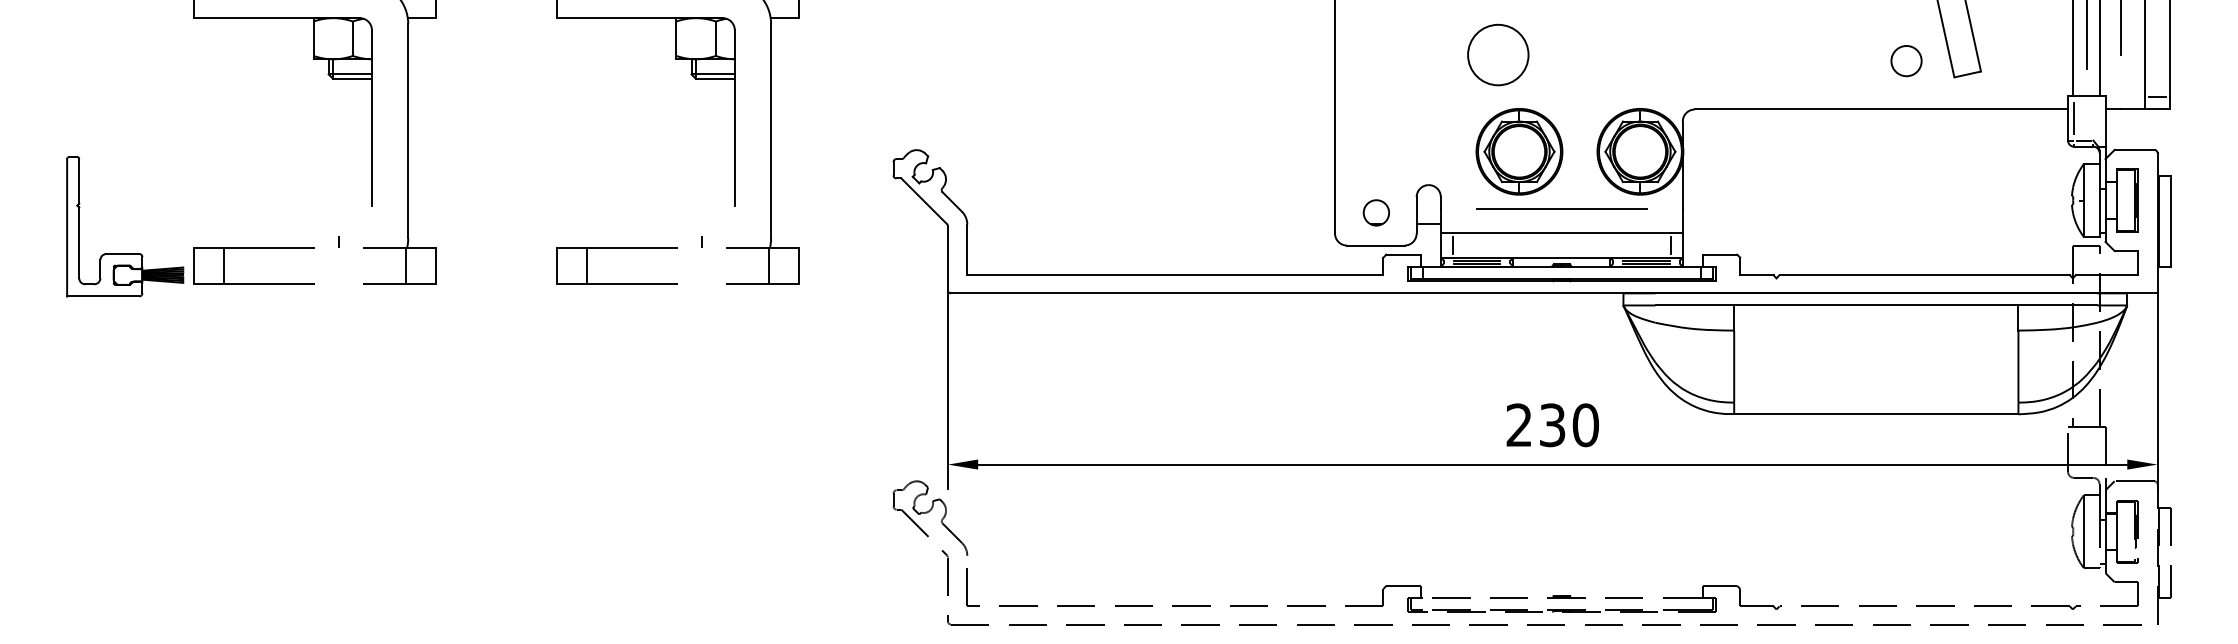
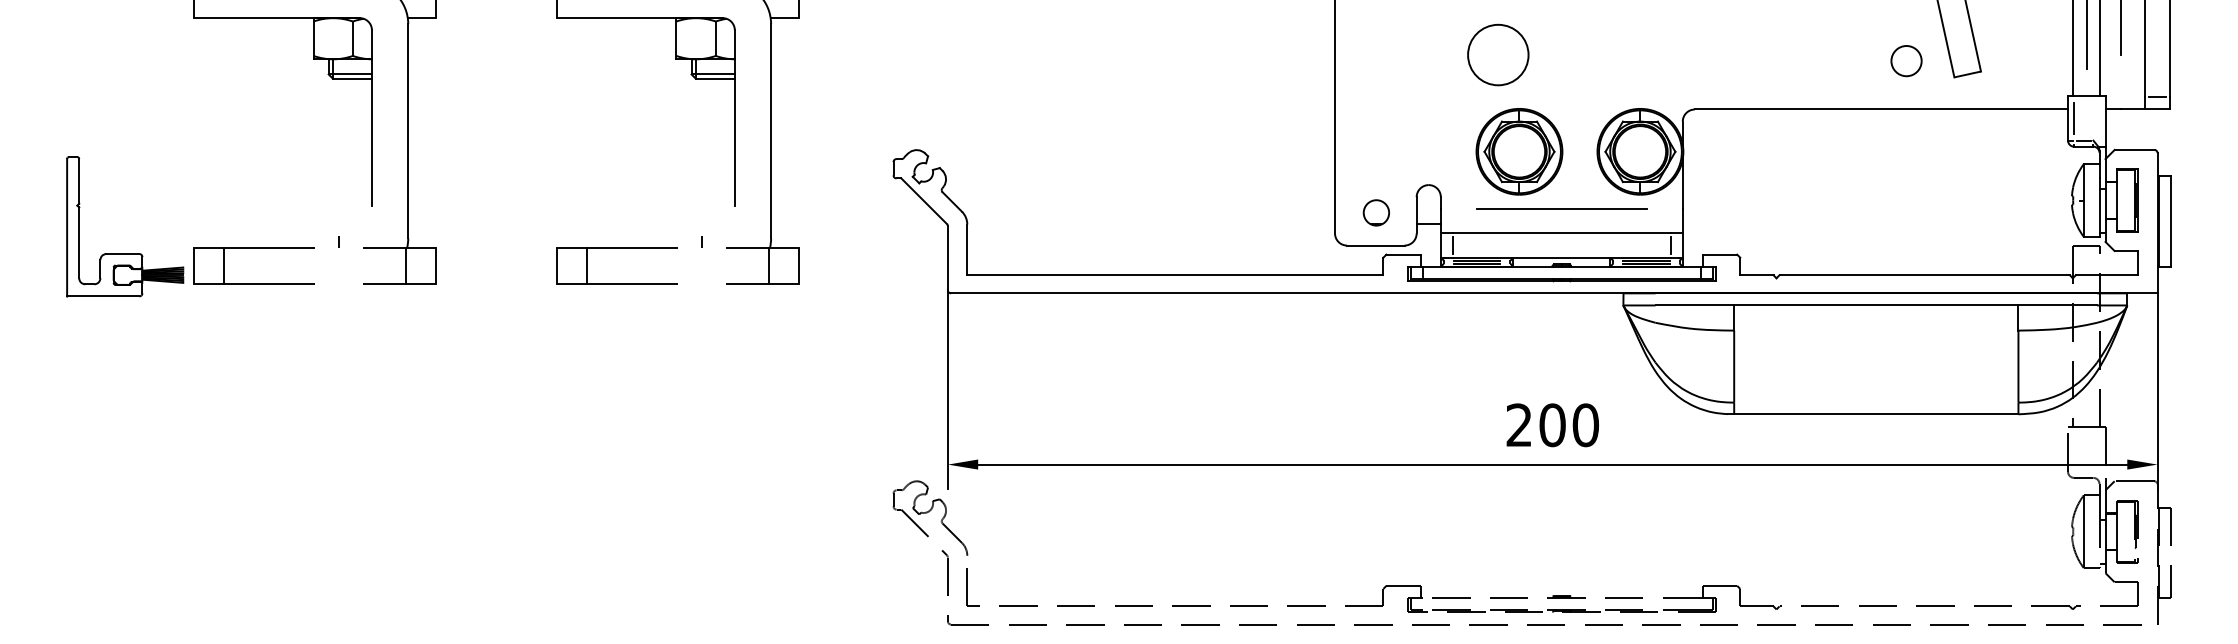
text: 230 -> 200 (1552, 425)
